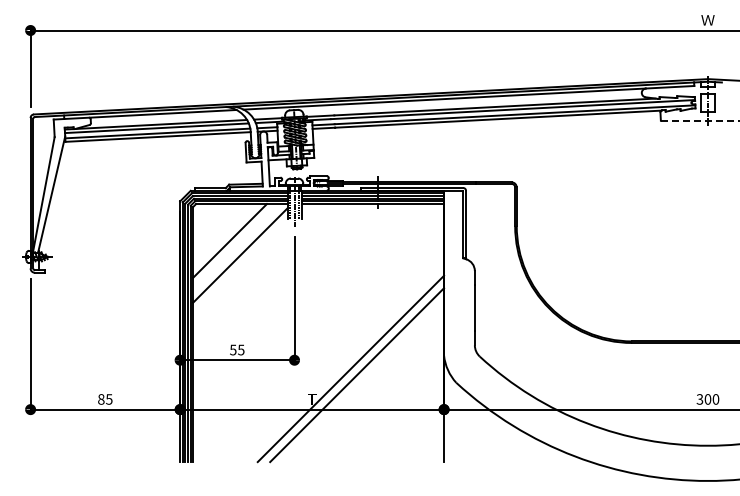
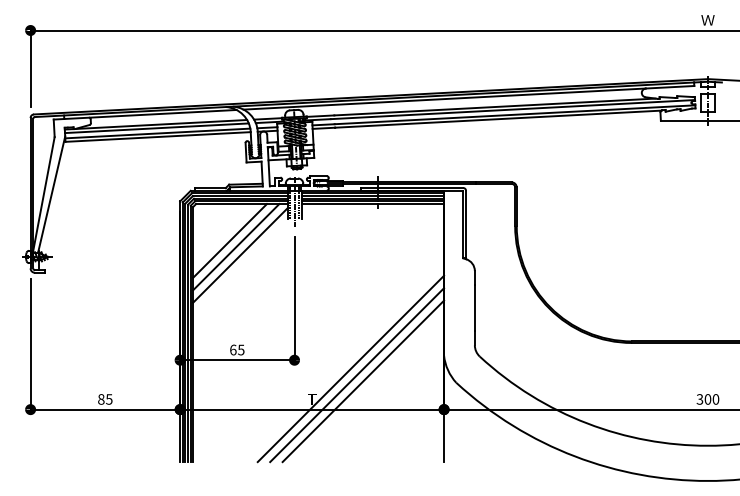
line: dashed -> solid (700, 120)
line: none -> present (236, 247)
text: 55 -> 65 (233, 349)
line: none -> present (363, 381)
